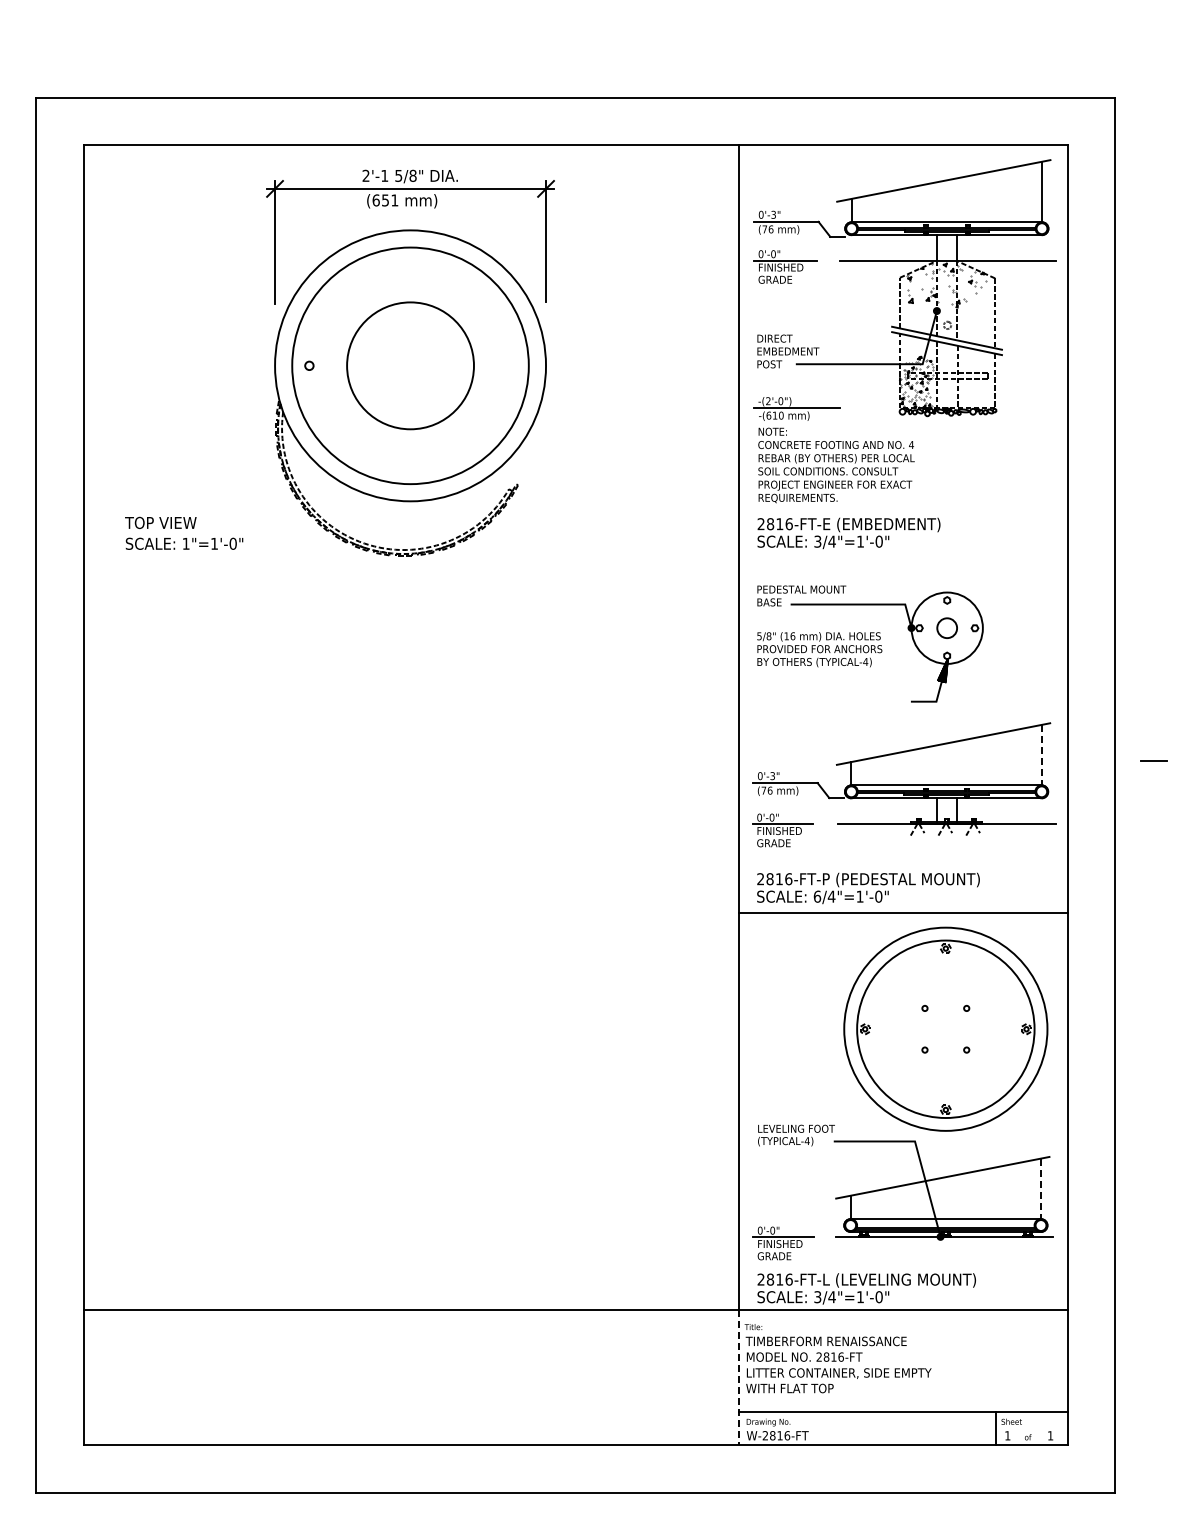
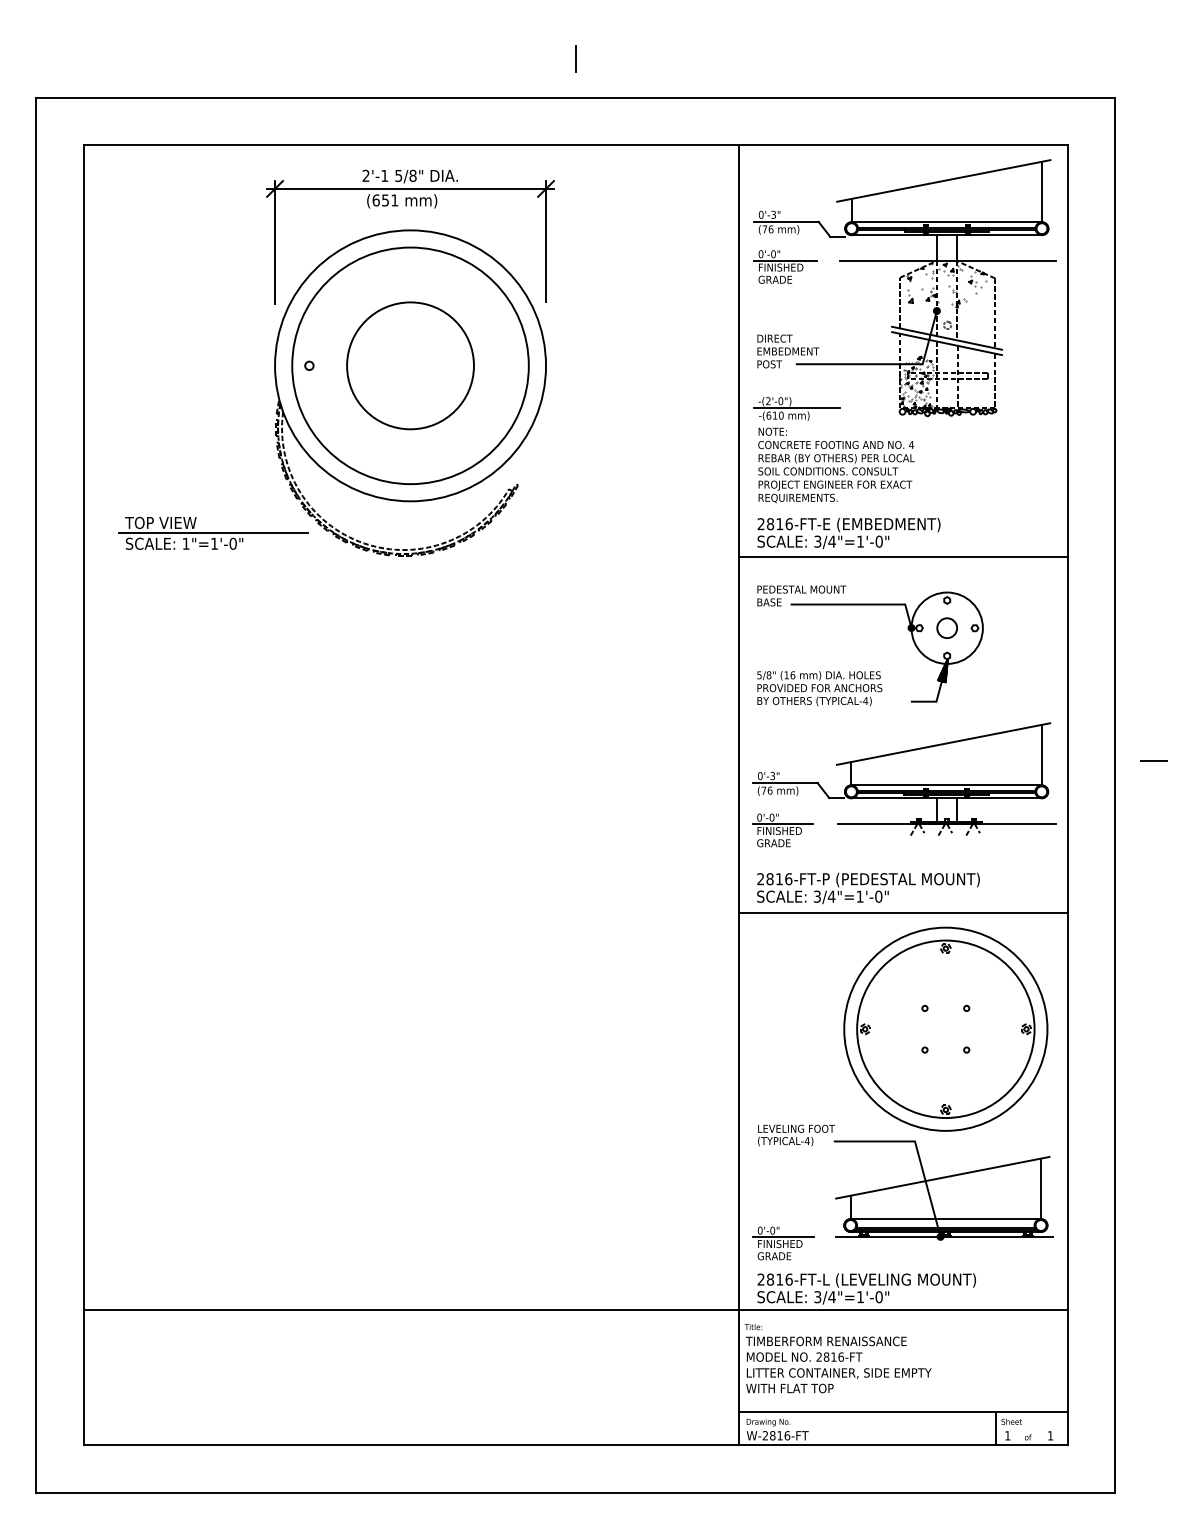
line: none -> present (575, 58)
line: none -> present (212, 533)
line: none -> present (903, 557)
text position: (819, 649) -> (819, 688) (819, 688)
line: dashed -> solid (1041, 755)
text: 6/4"=1'-0" -> 3/4"=1'-0" (817, 896)
line: dashed -> solid (1041, 1189)
line: dashed -> solid (739, 1377)
